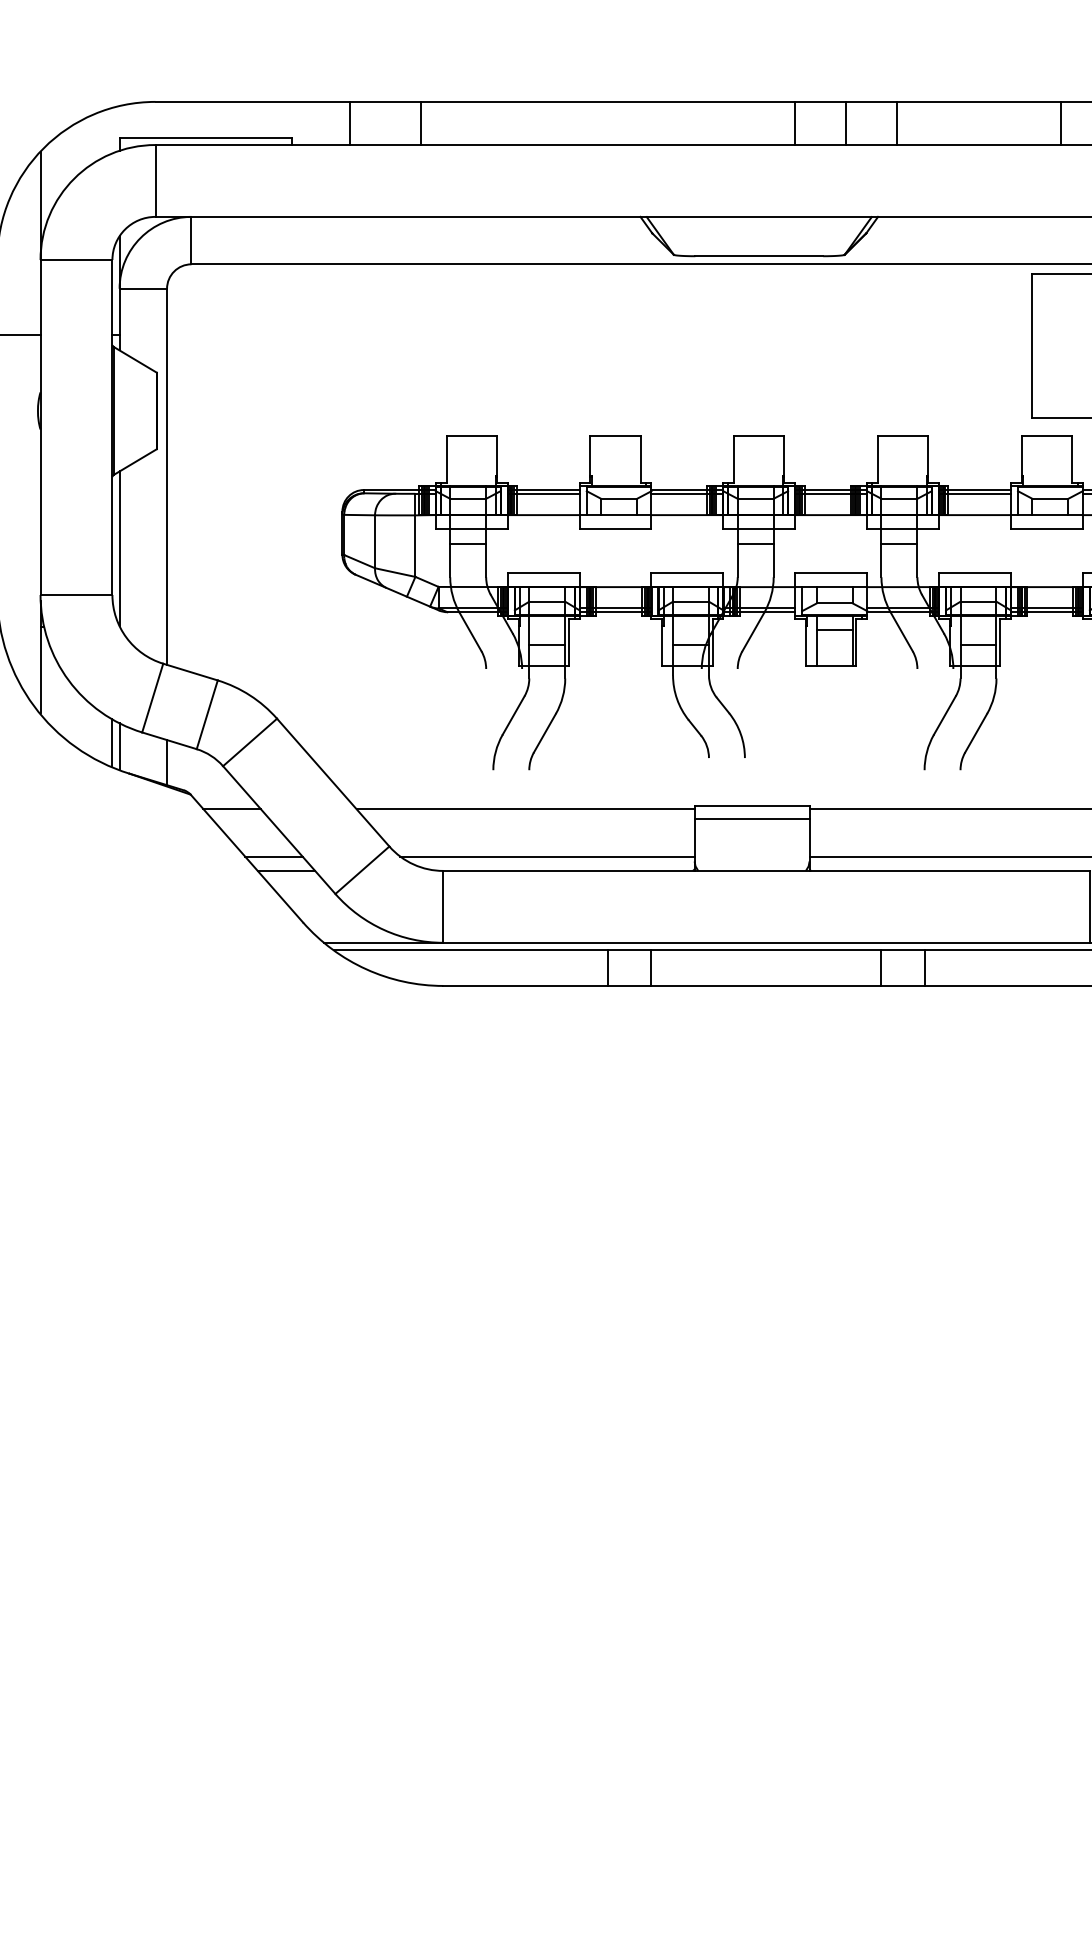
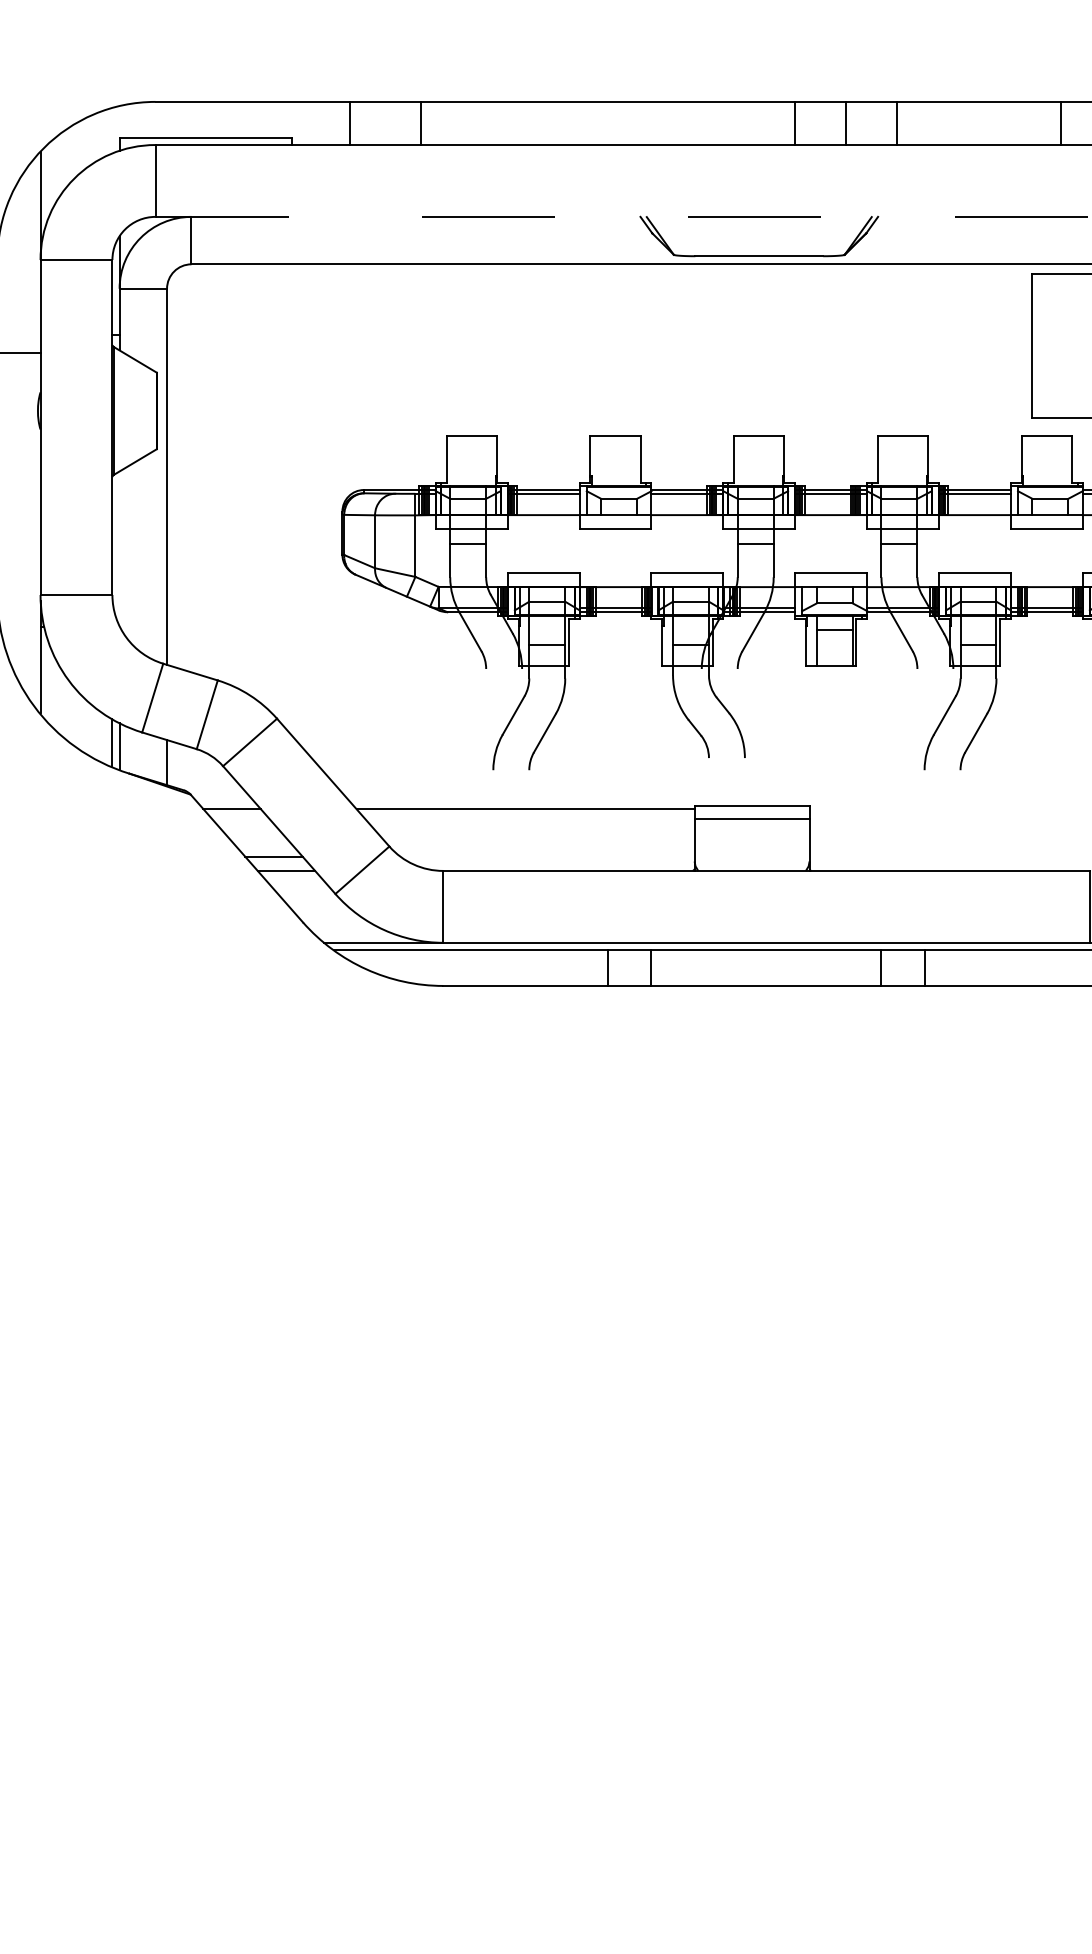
line: solid -> dashed (623, 216)
line position: (21, 335) -> (21, 353) (21, 353)
line: present -> none (119, 548)
line: present -> none (948, 809)
line: present -> none (547, 856)
line: present -> none (948, 856)
